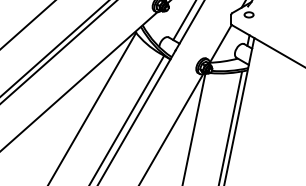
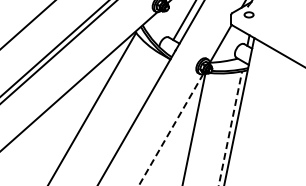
line: present -> none (127, 118)
line: solid -> dashed (230, 128)
line: solid -> dashed (170, 130)
